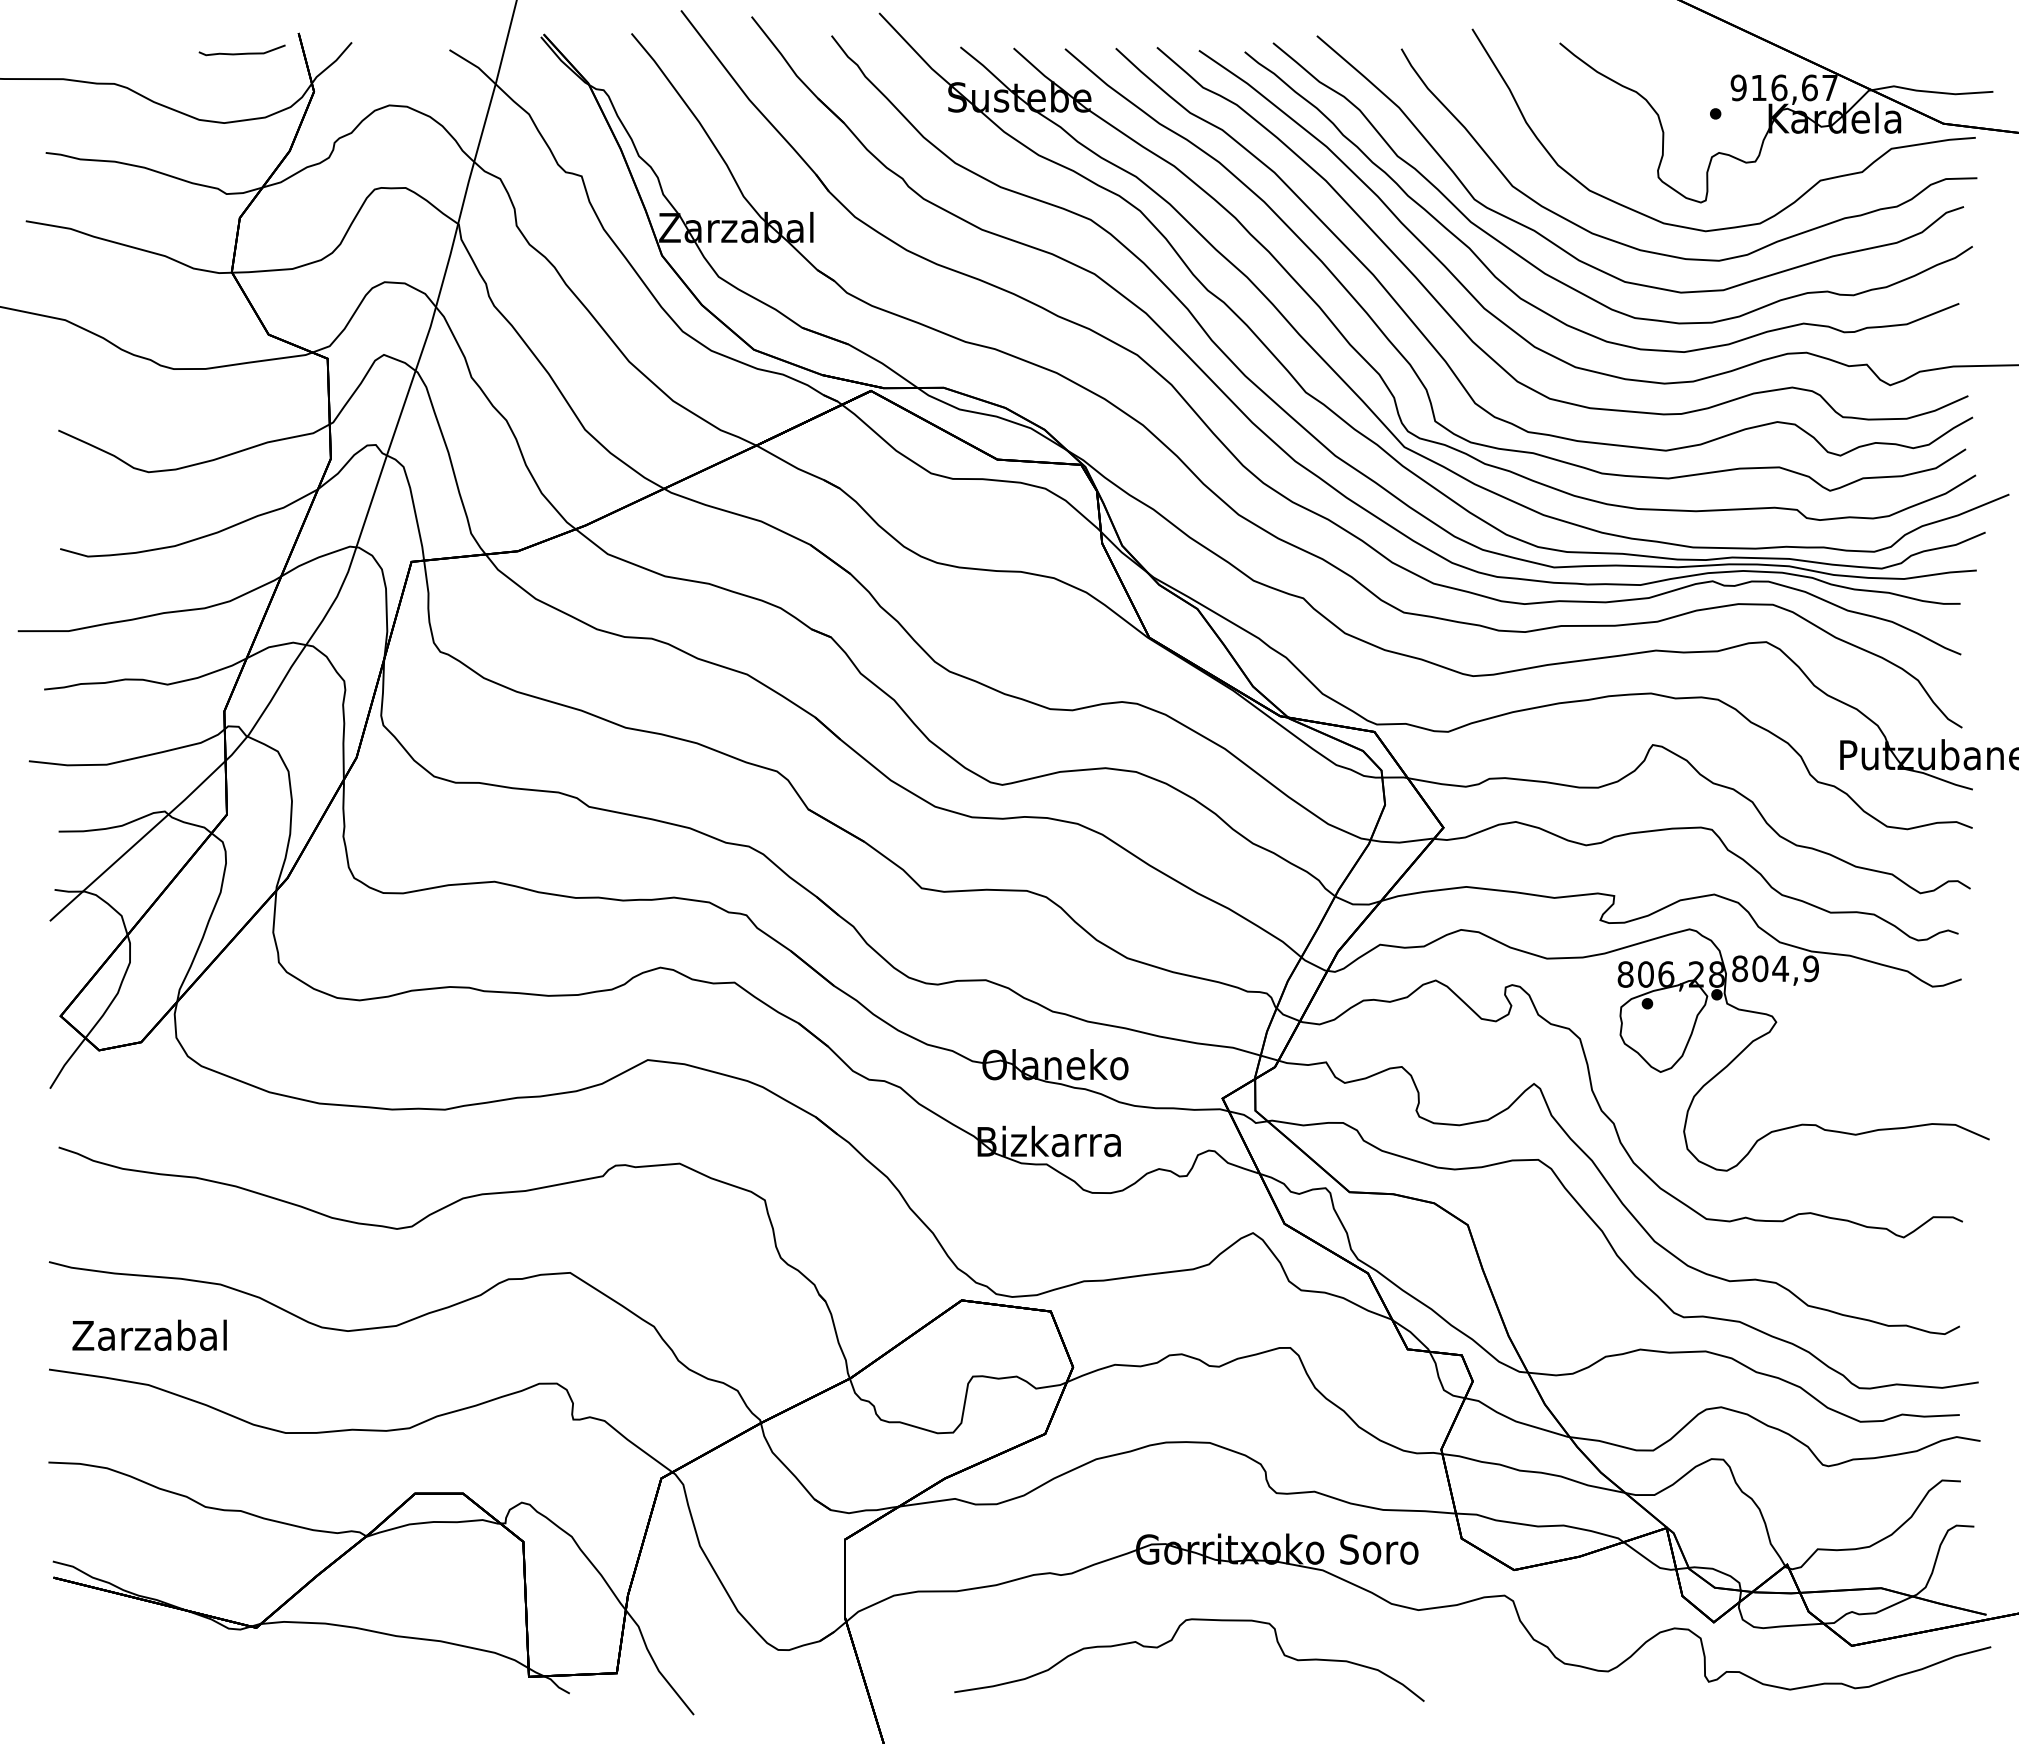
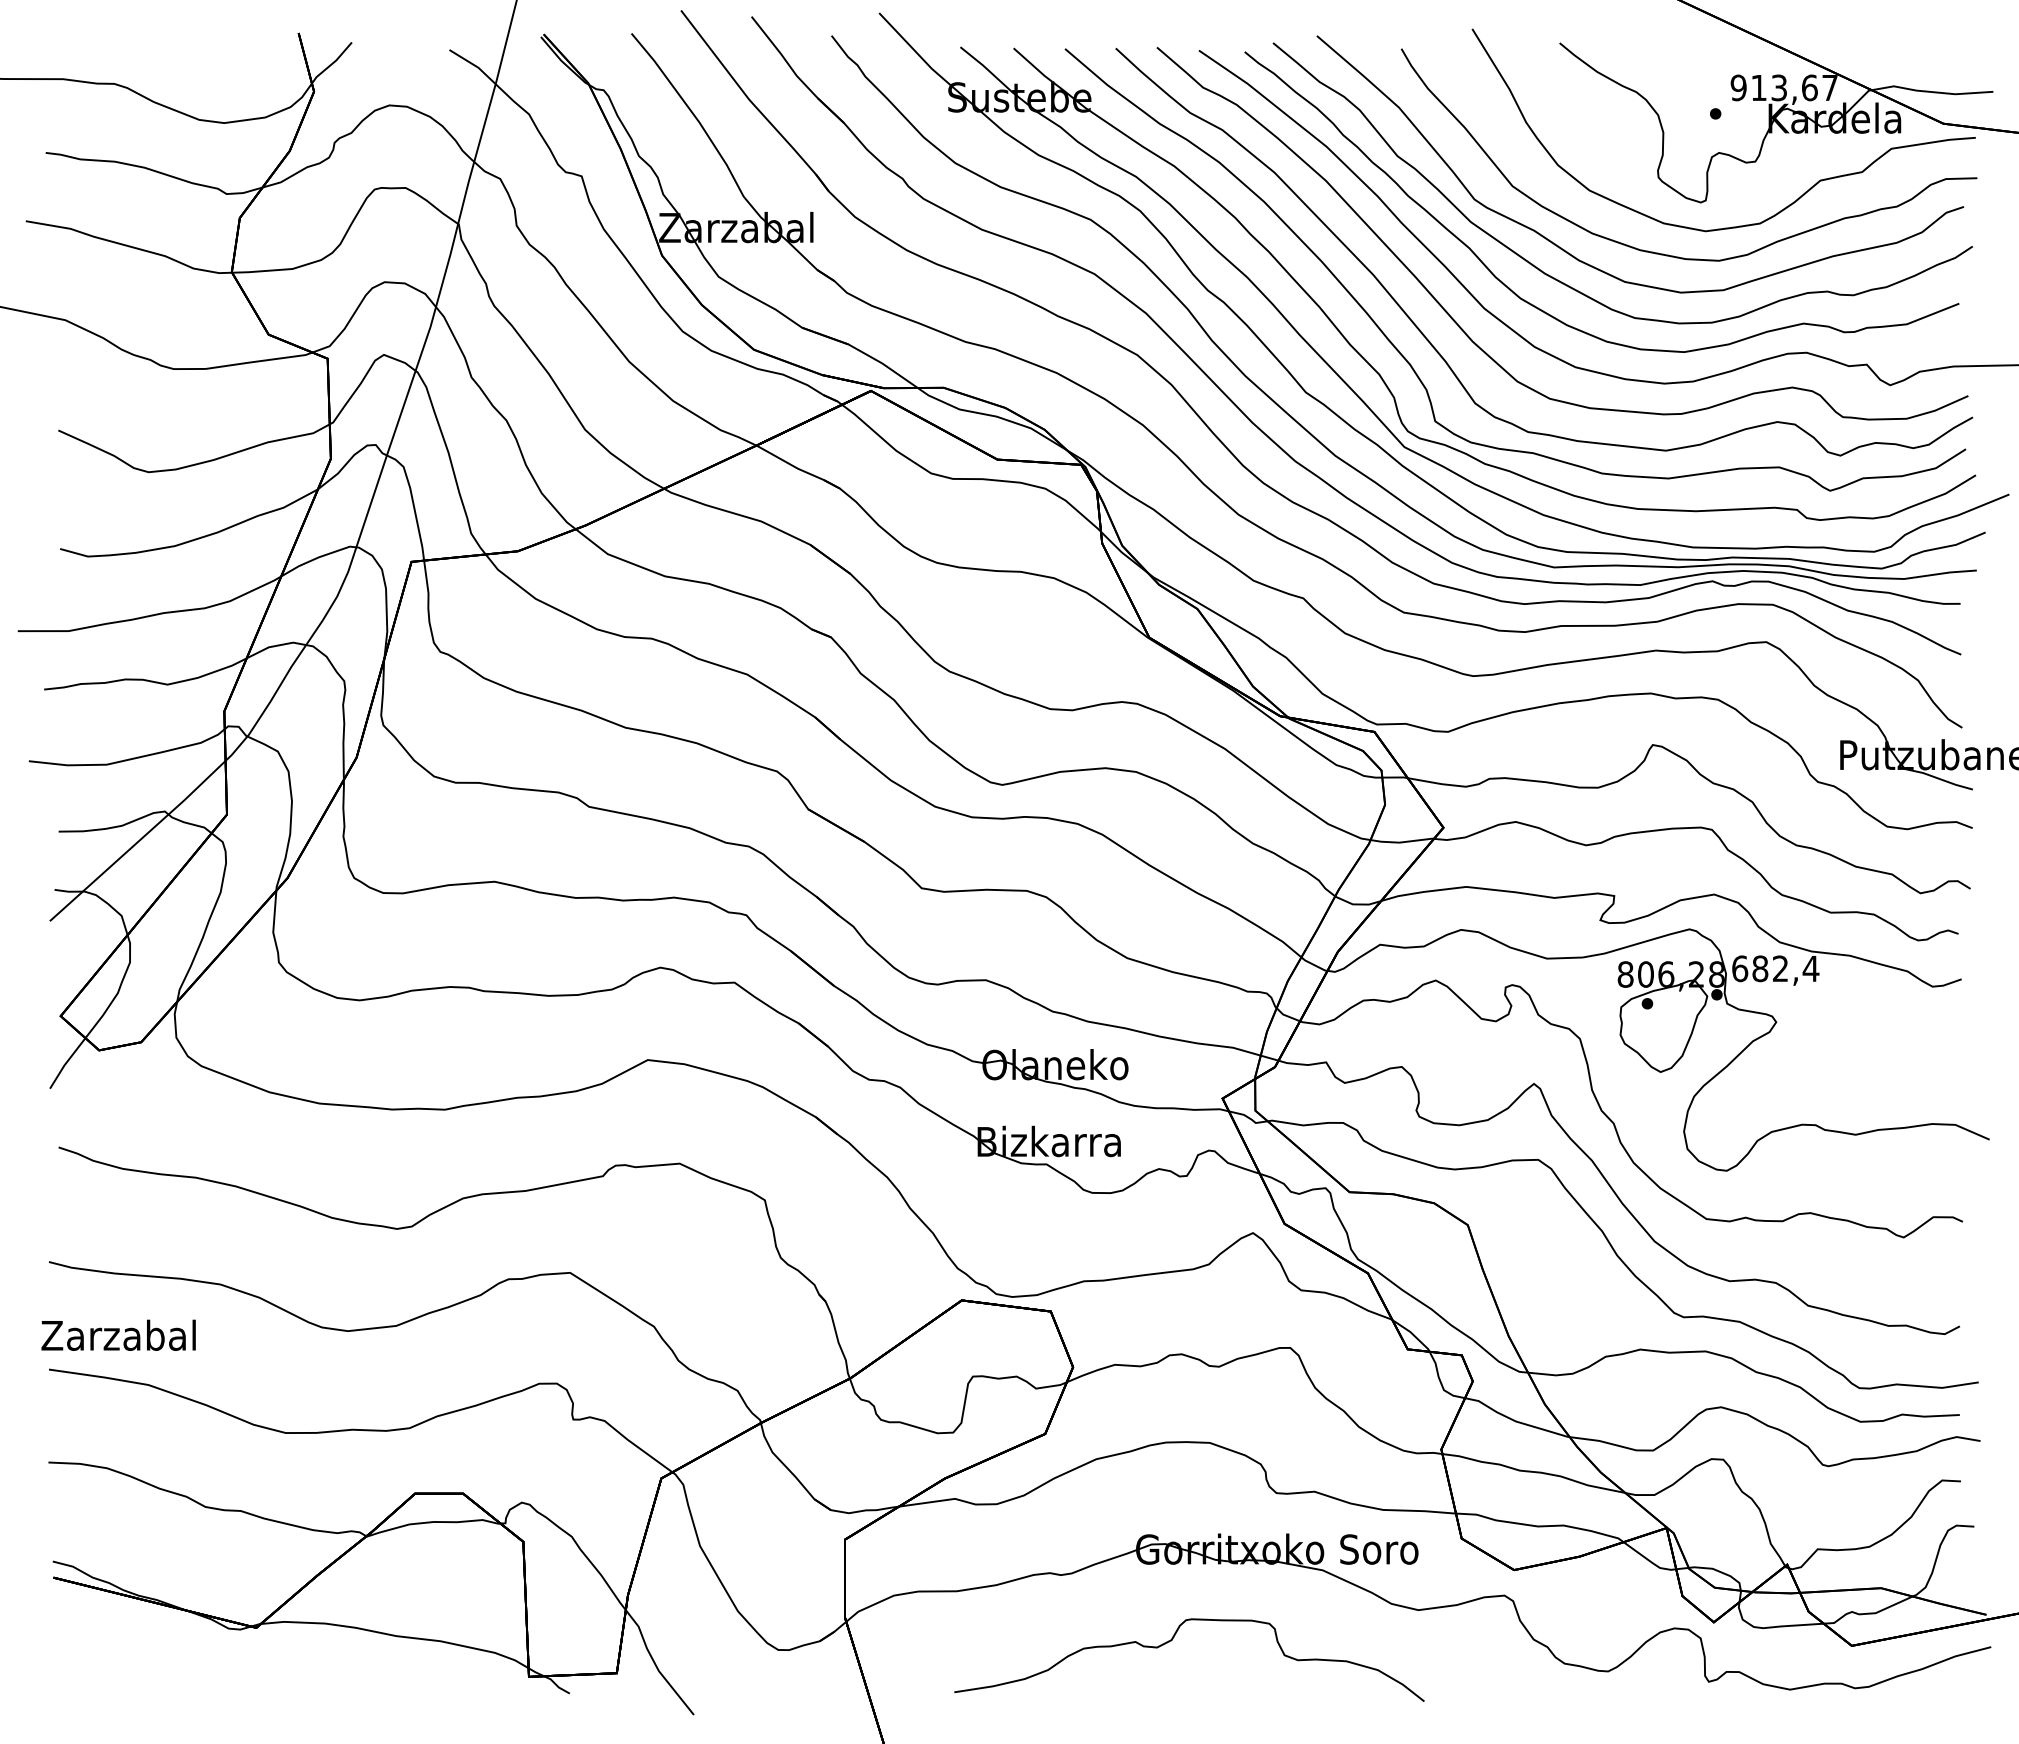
curve: present -> none (241, 53)
text: 916,67 -> 913,67 (1779, 87)
text: 804,9 -> 682,4 (1775, 968)
text position: (149, 1334) -> (118, 1334) (118, 1334)
